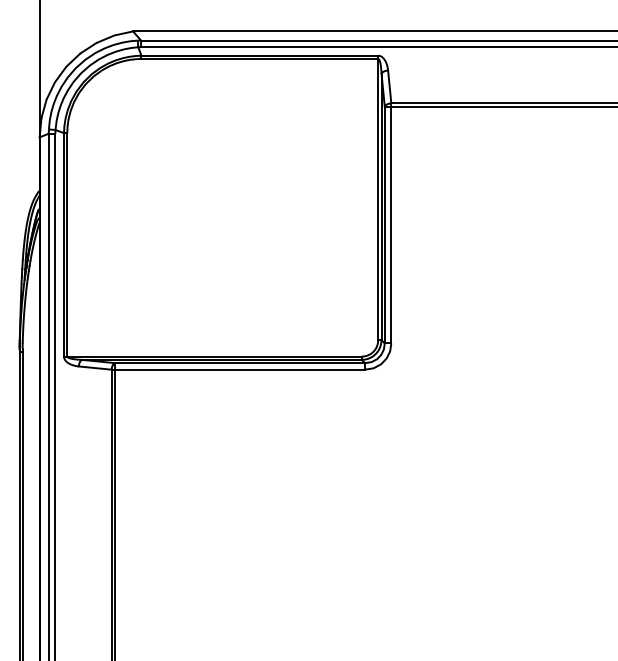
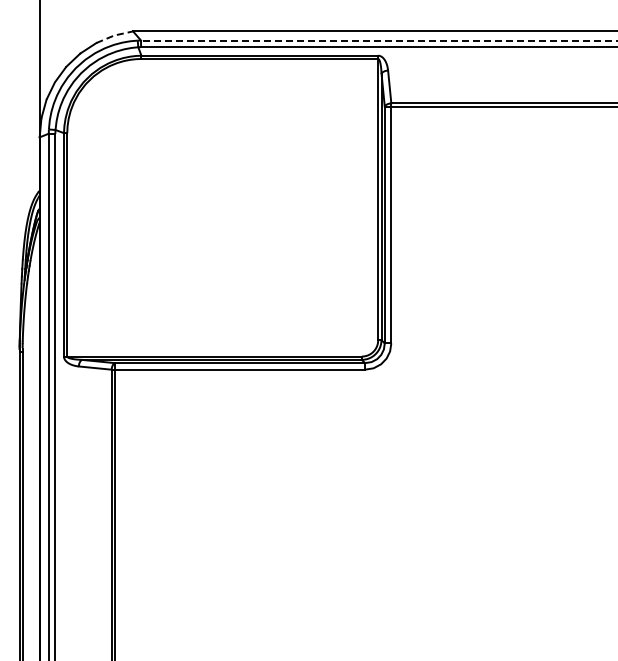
line: solid -> dashed (114, 35)
line: solid -> dashed (378, 40)
